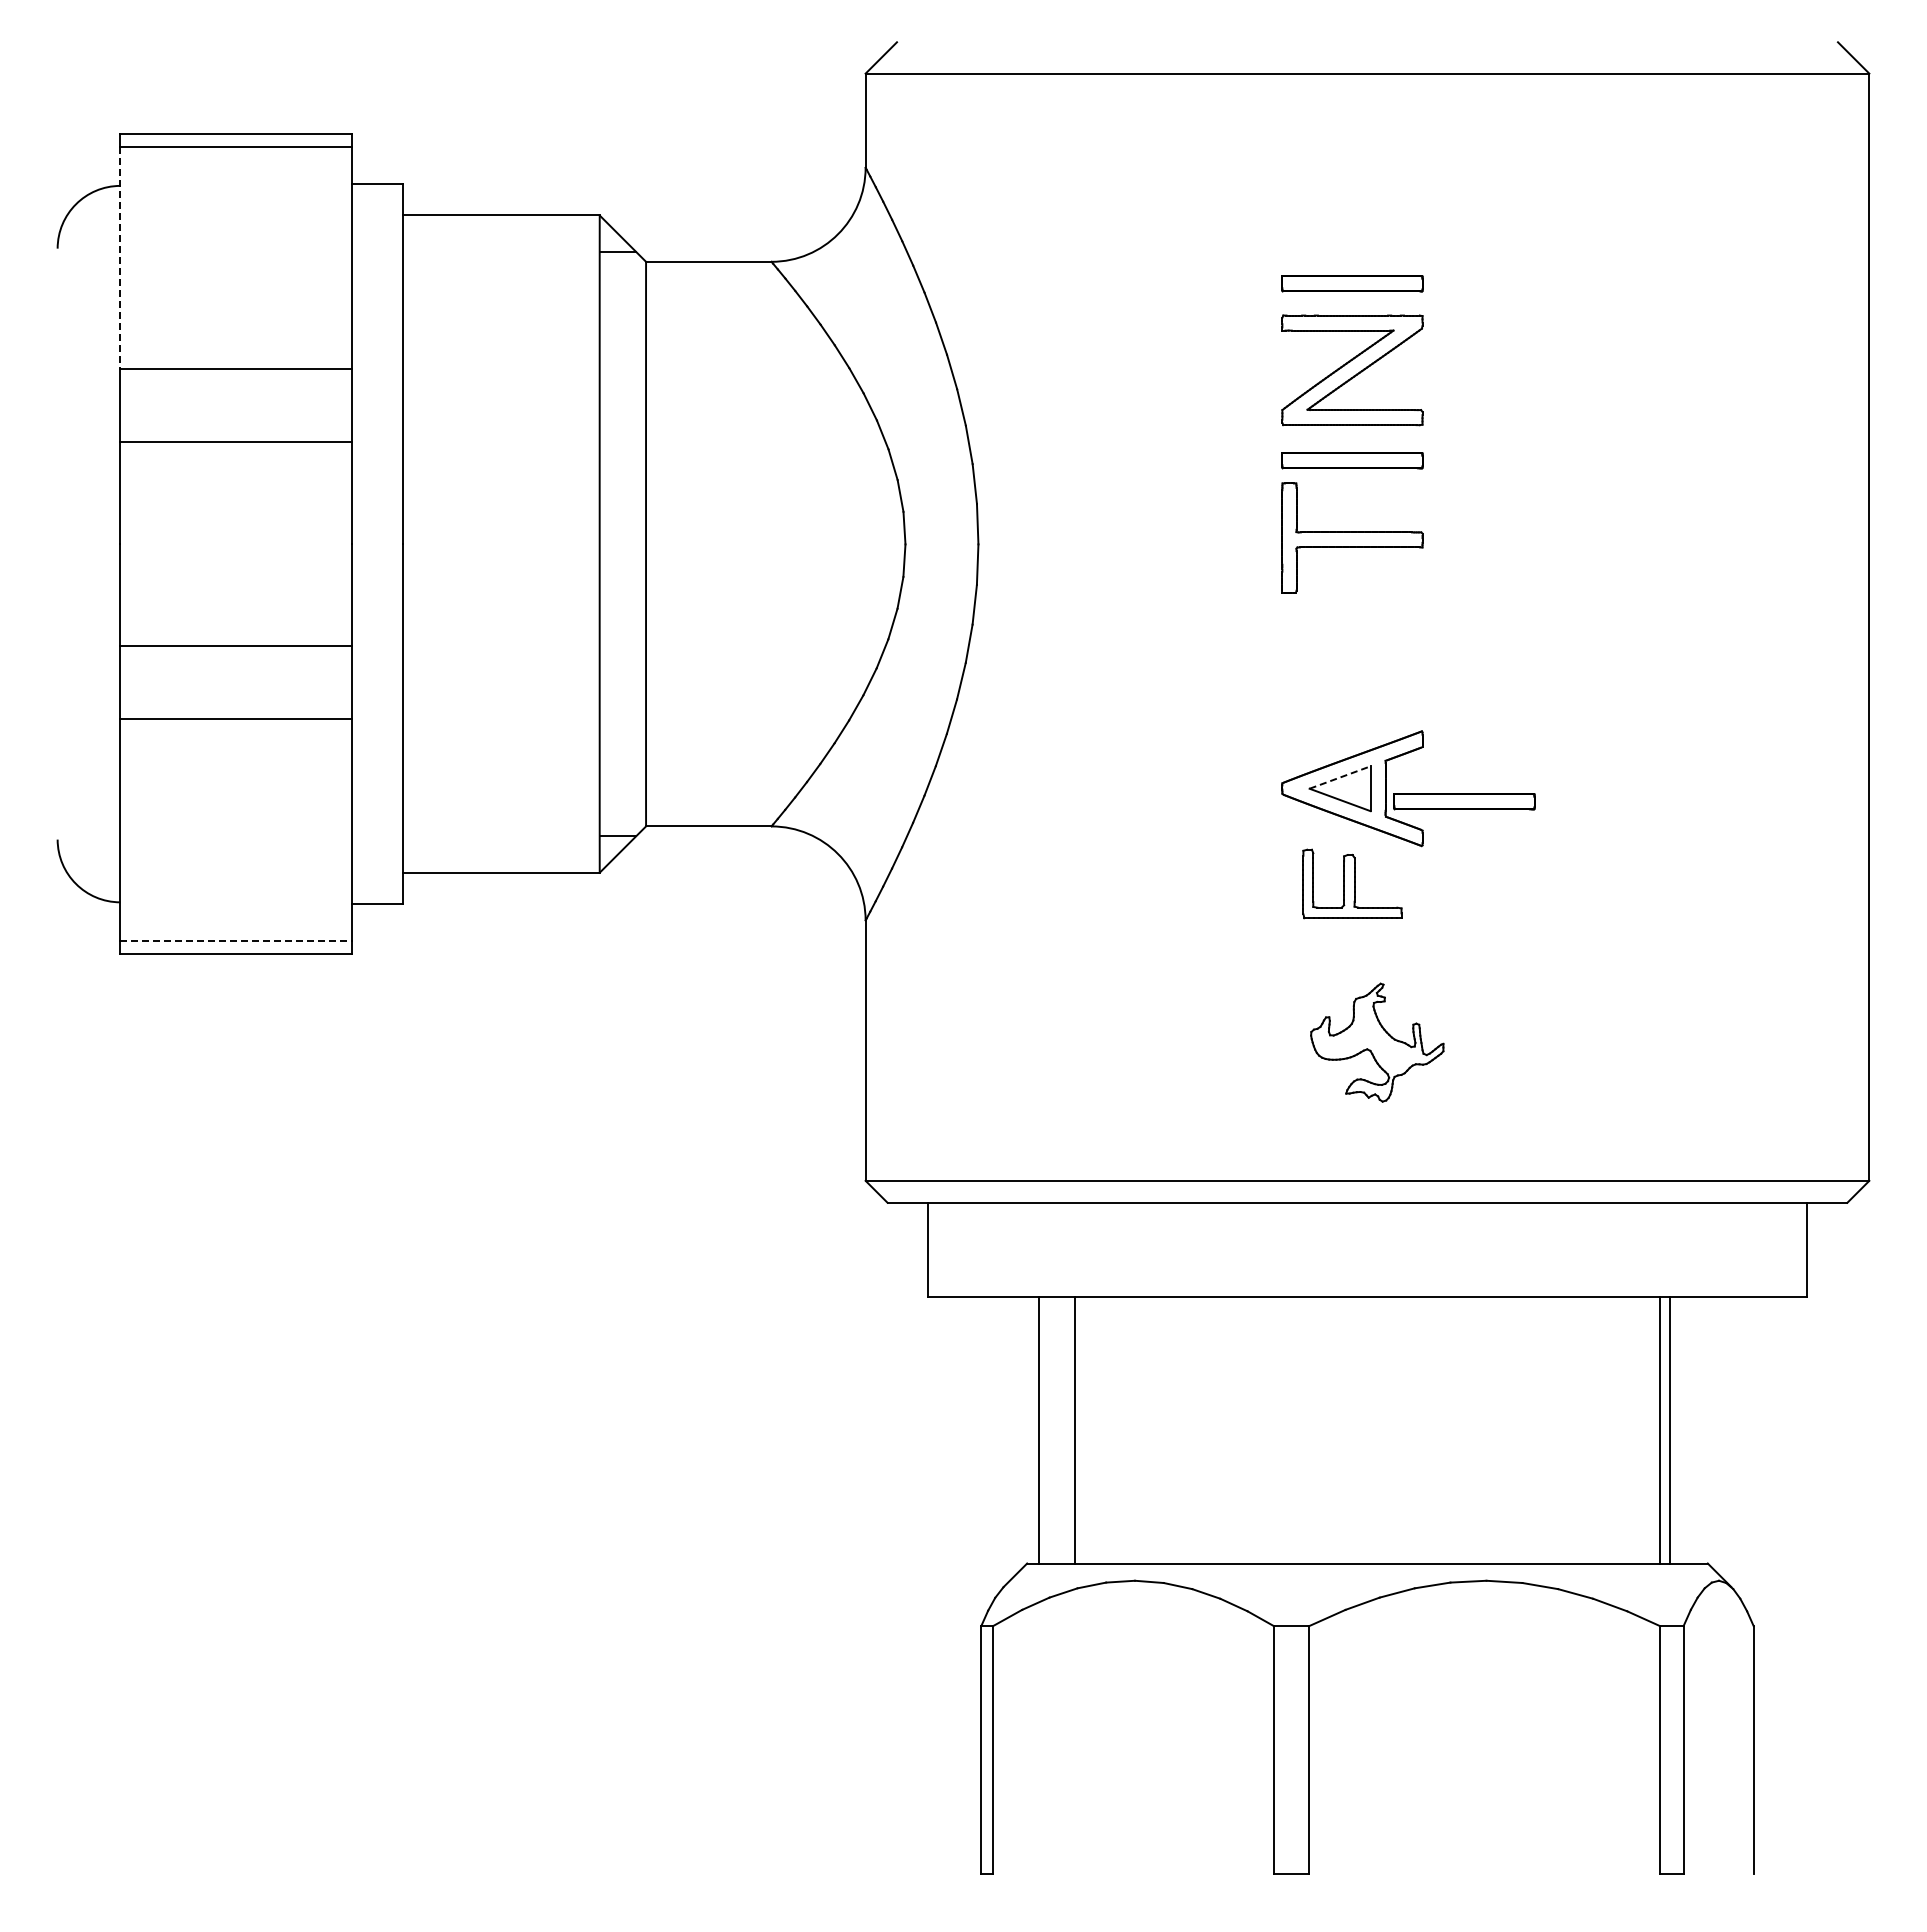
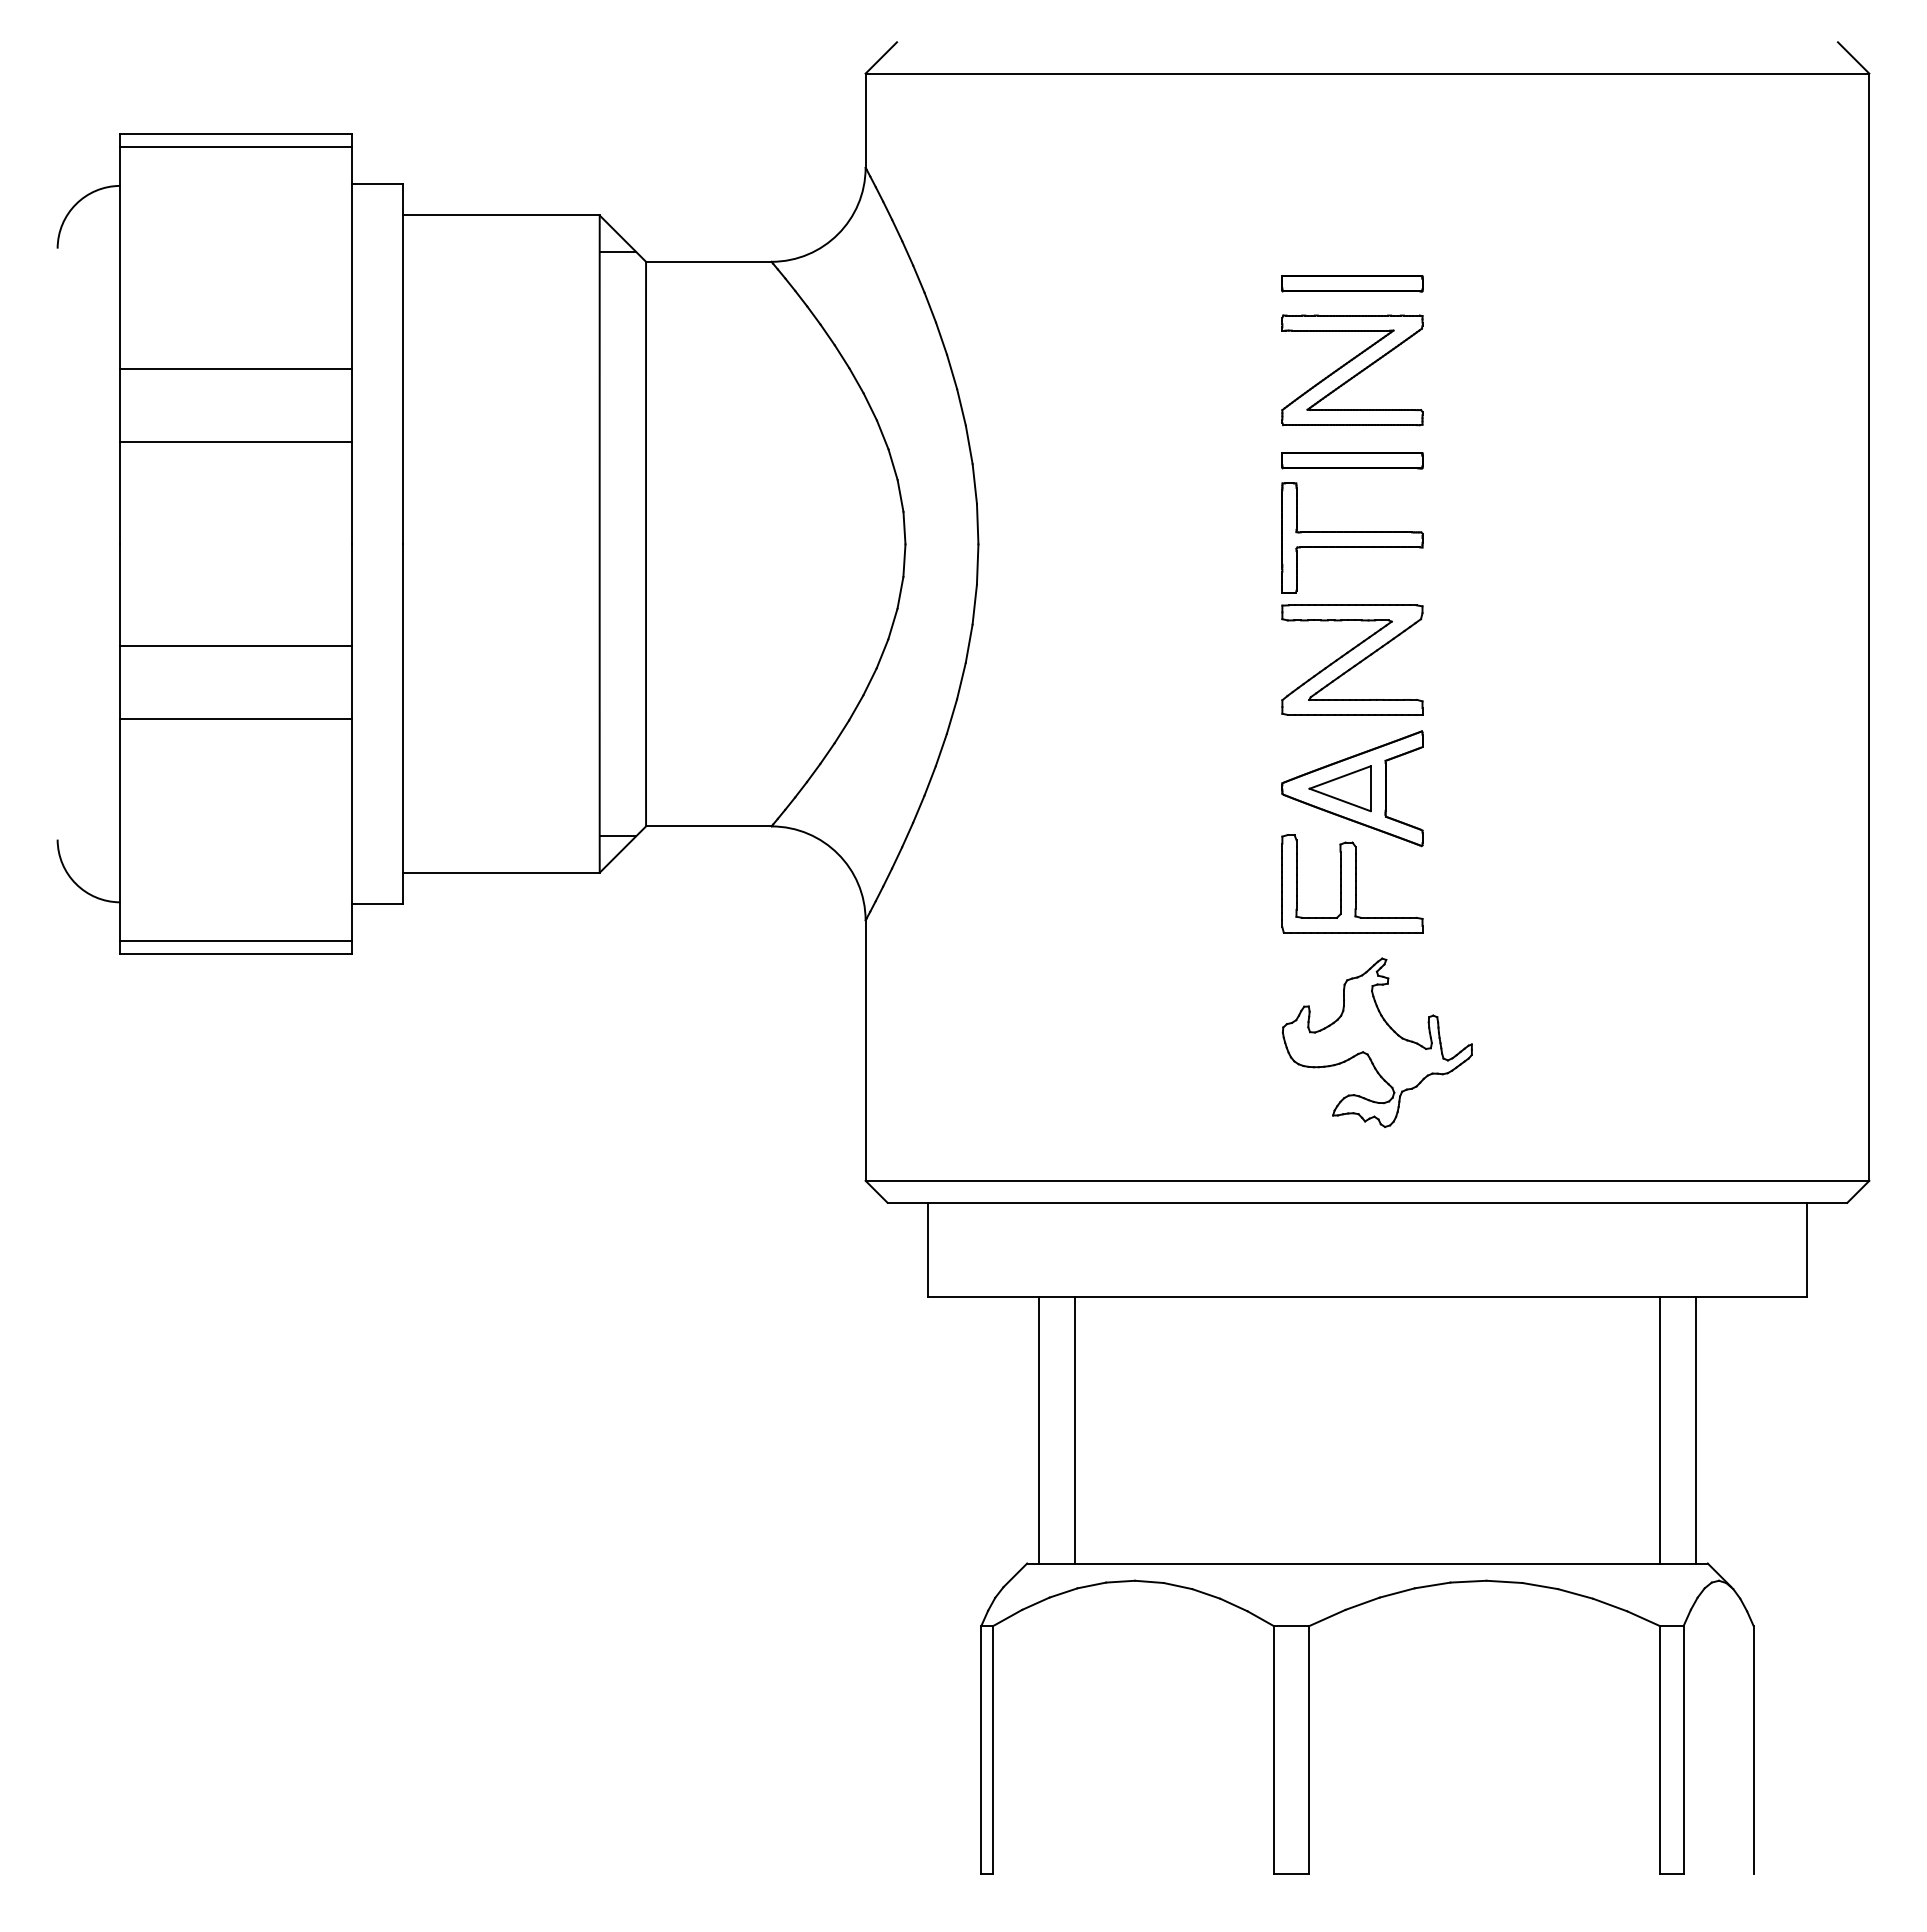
line: dashed -> solid (120, 258)
part: none -> present (1352, 659)
line: dashed -> solid (1340, 777)
part: present -> none (1464, 801)
part size: 101x72 px -> 143x100 px (1352, 883)
line: dashed -> solid (236, 940)
part size: 135x121 px -> 192x171 px (1376, 1042)
line position: (1670, 1429) -> (1696, 1429) (1696, 1429)
